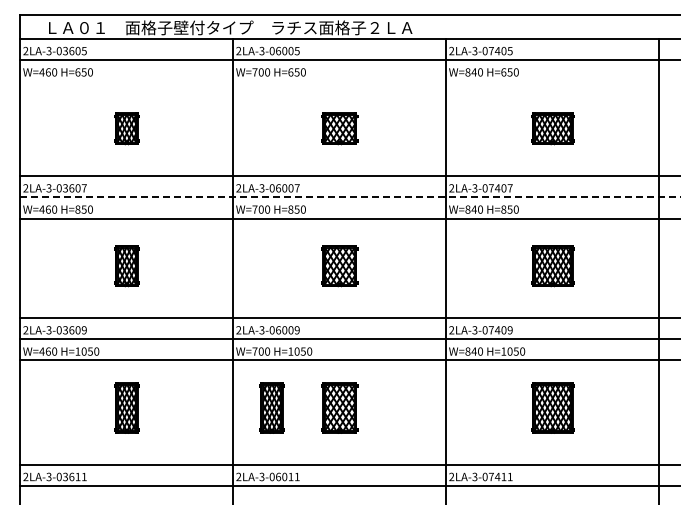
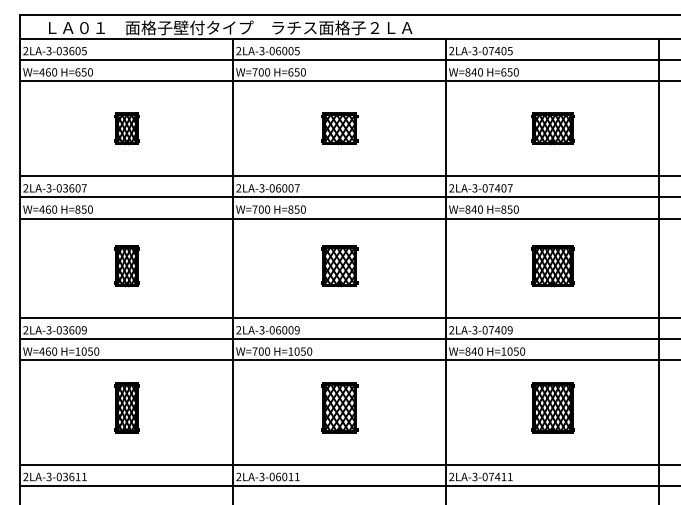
line: none -> present (348, 81)
line: dashed -> solid (350, 197)
part: present -> none (271, 407)
